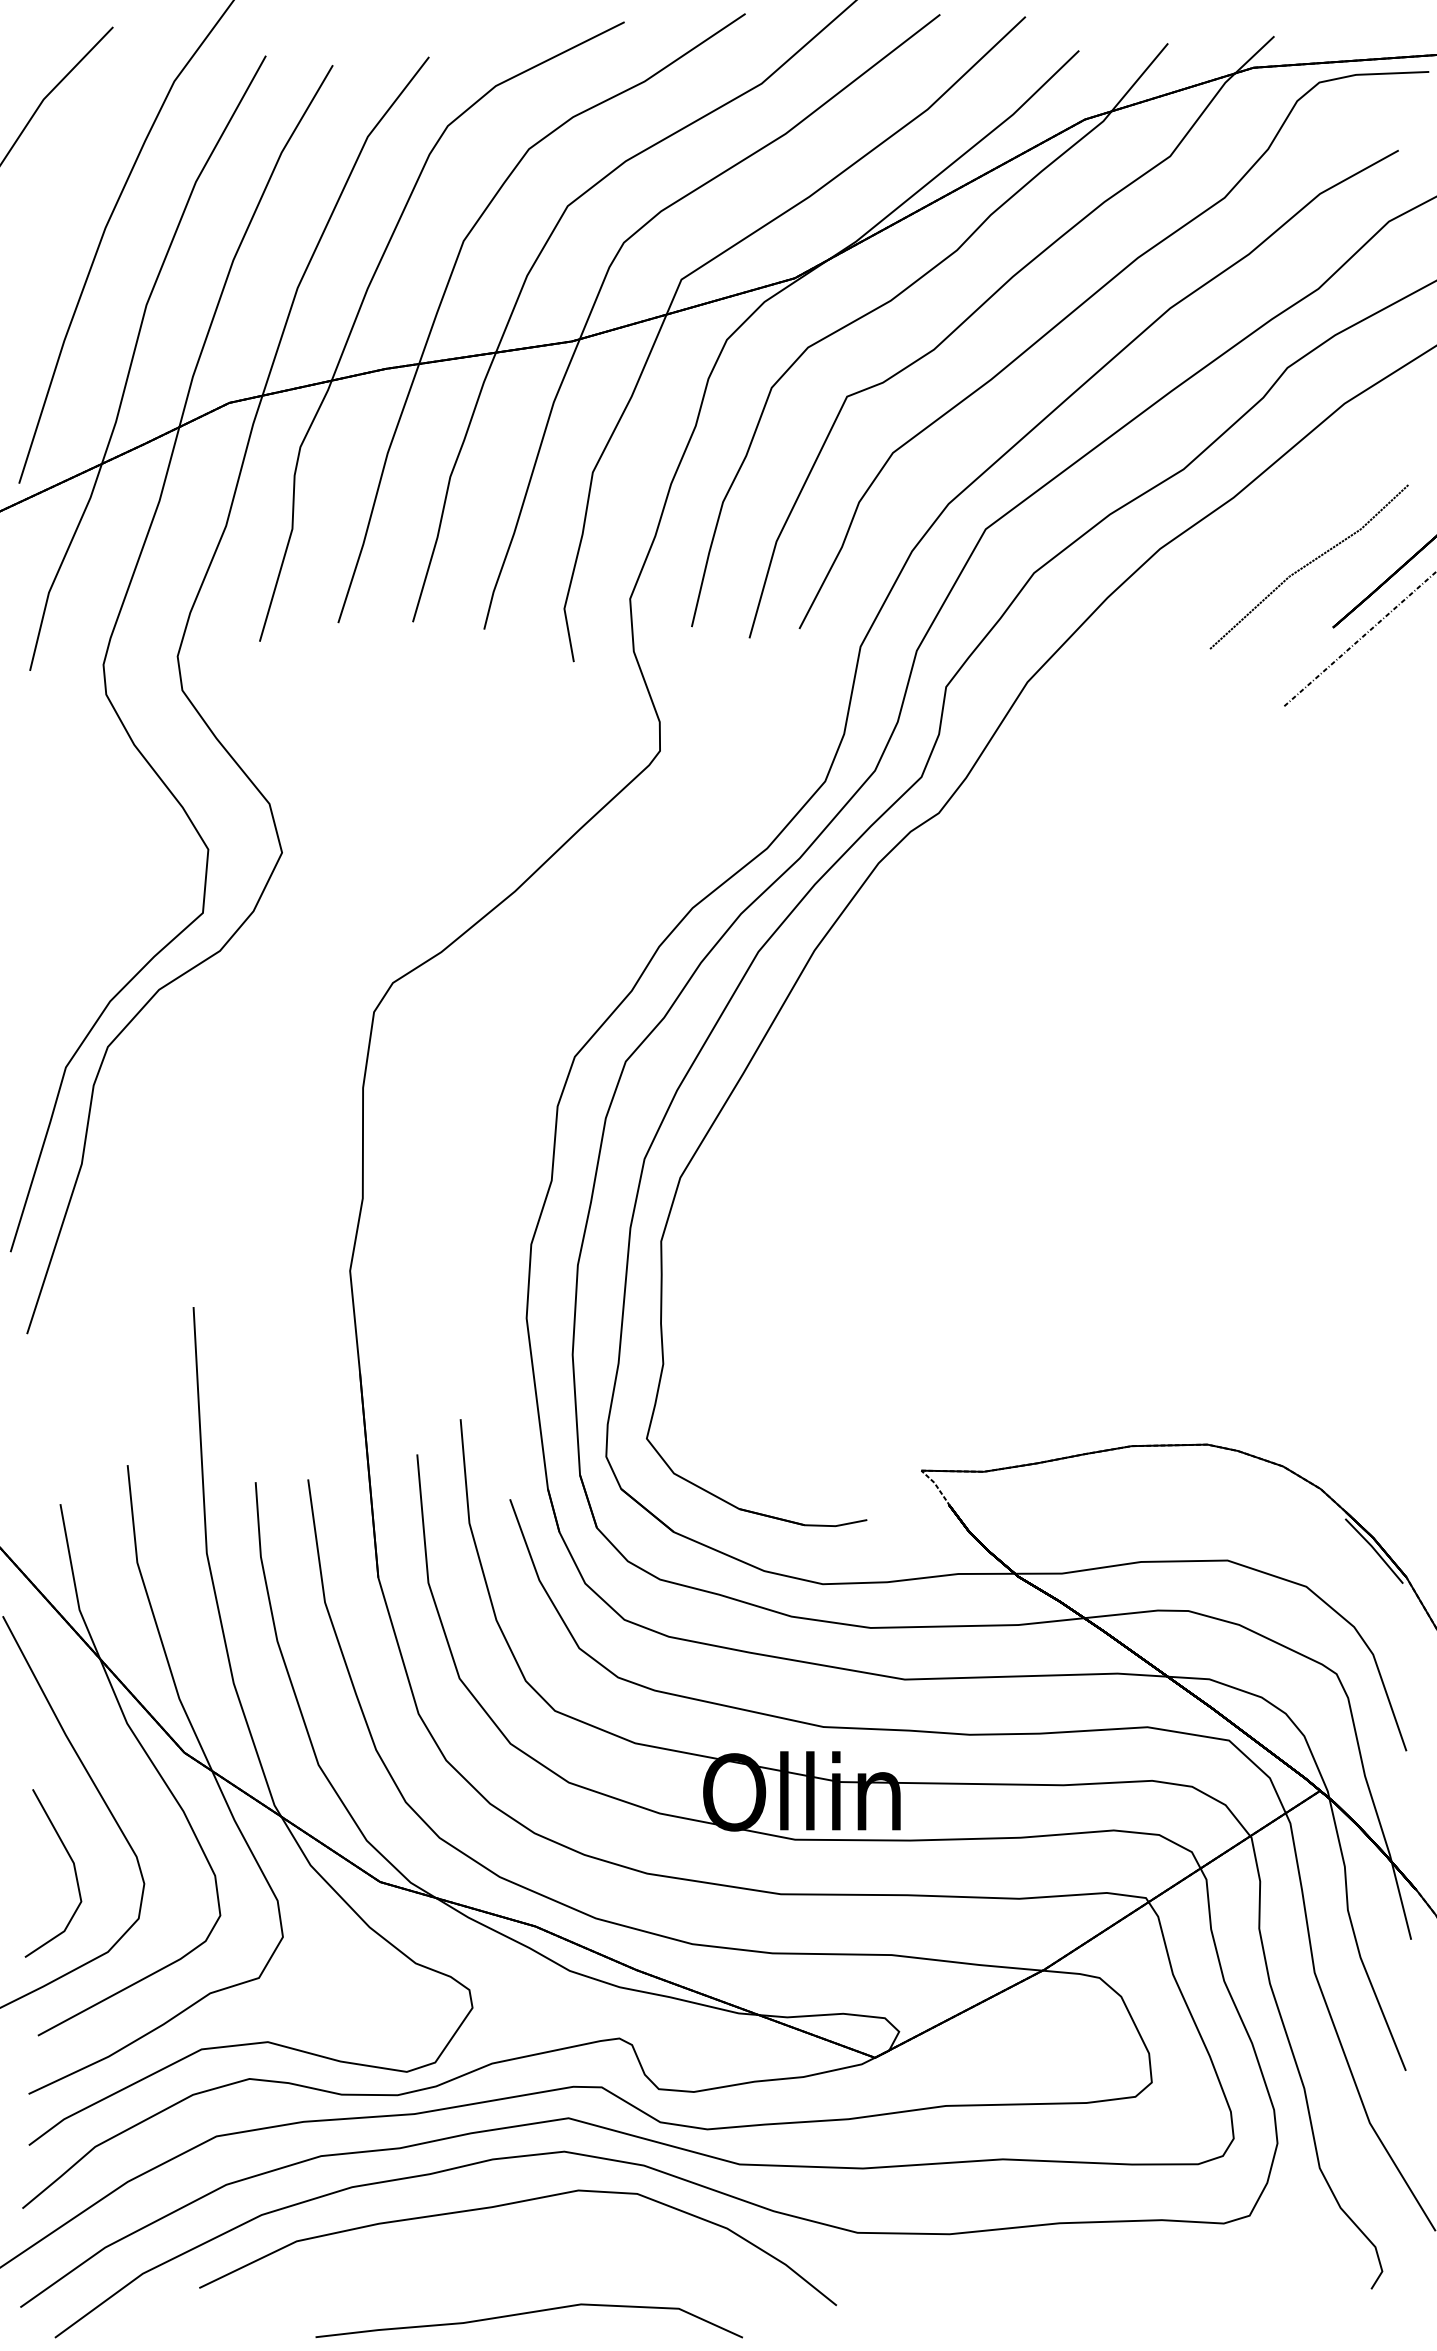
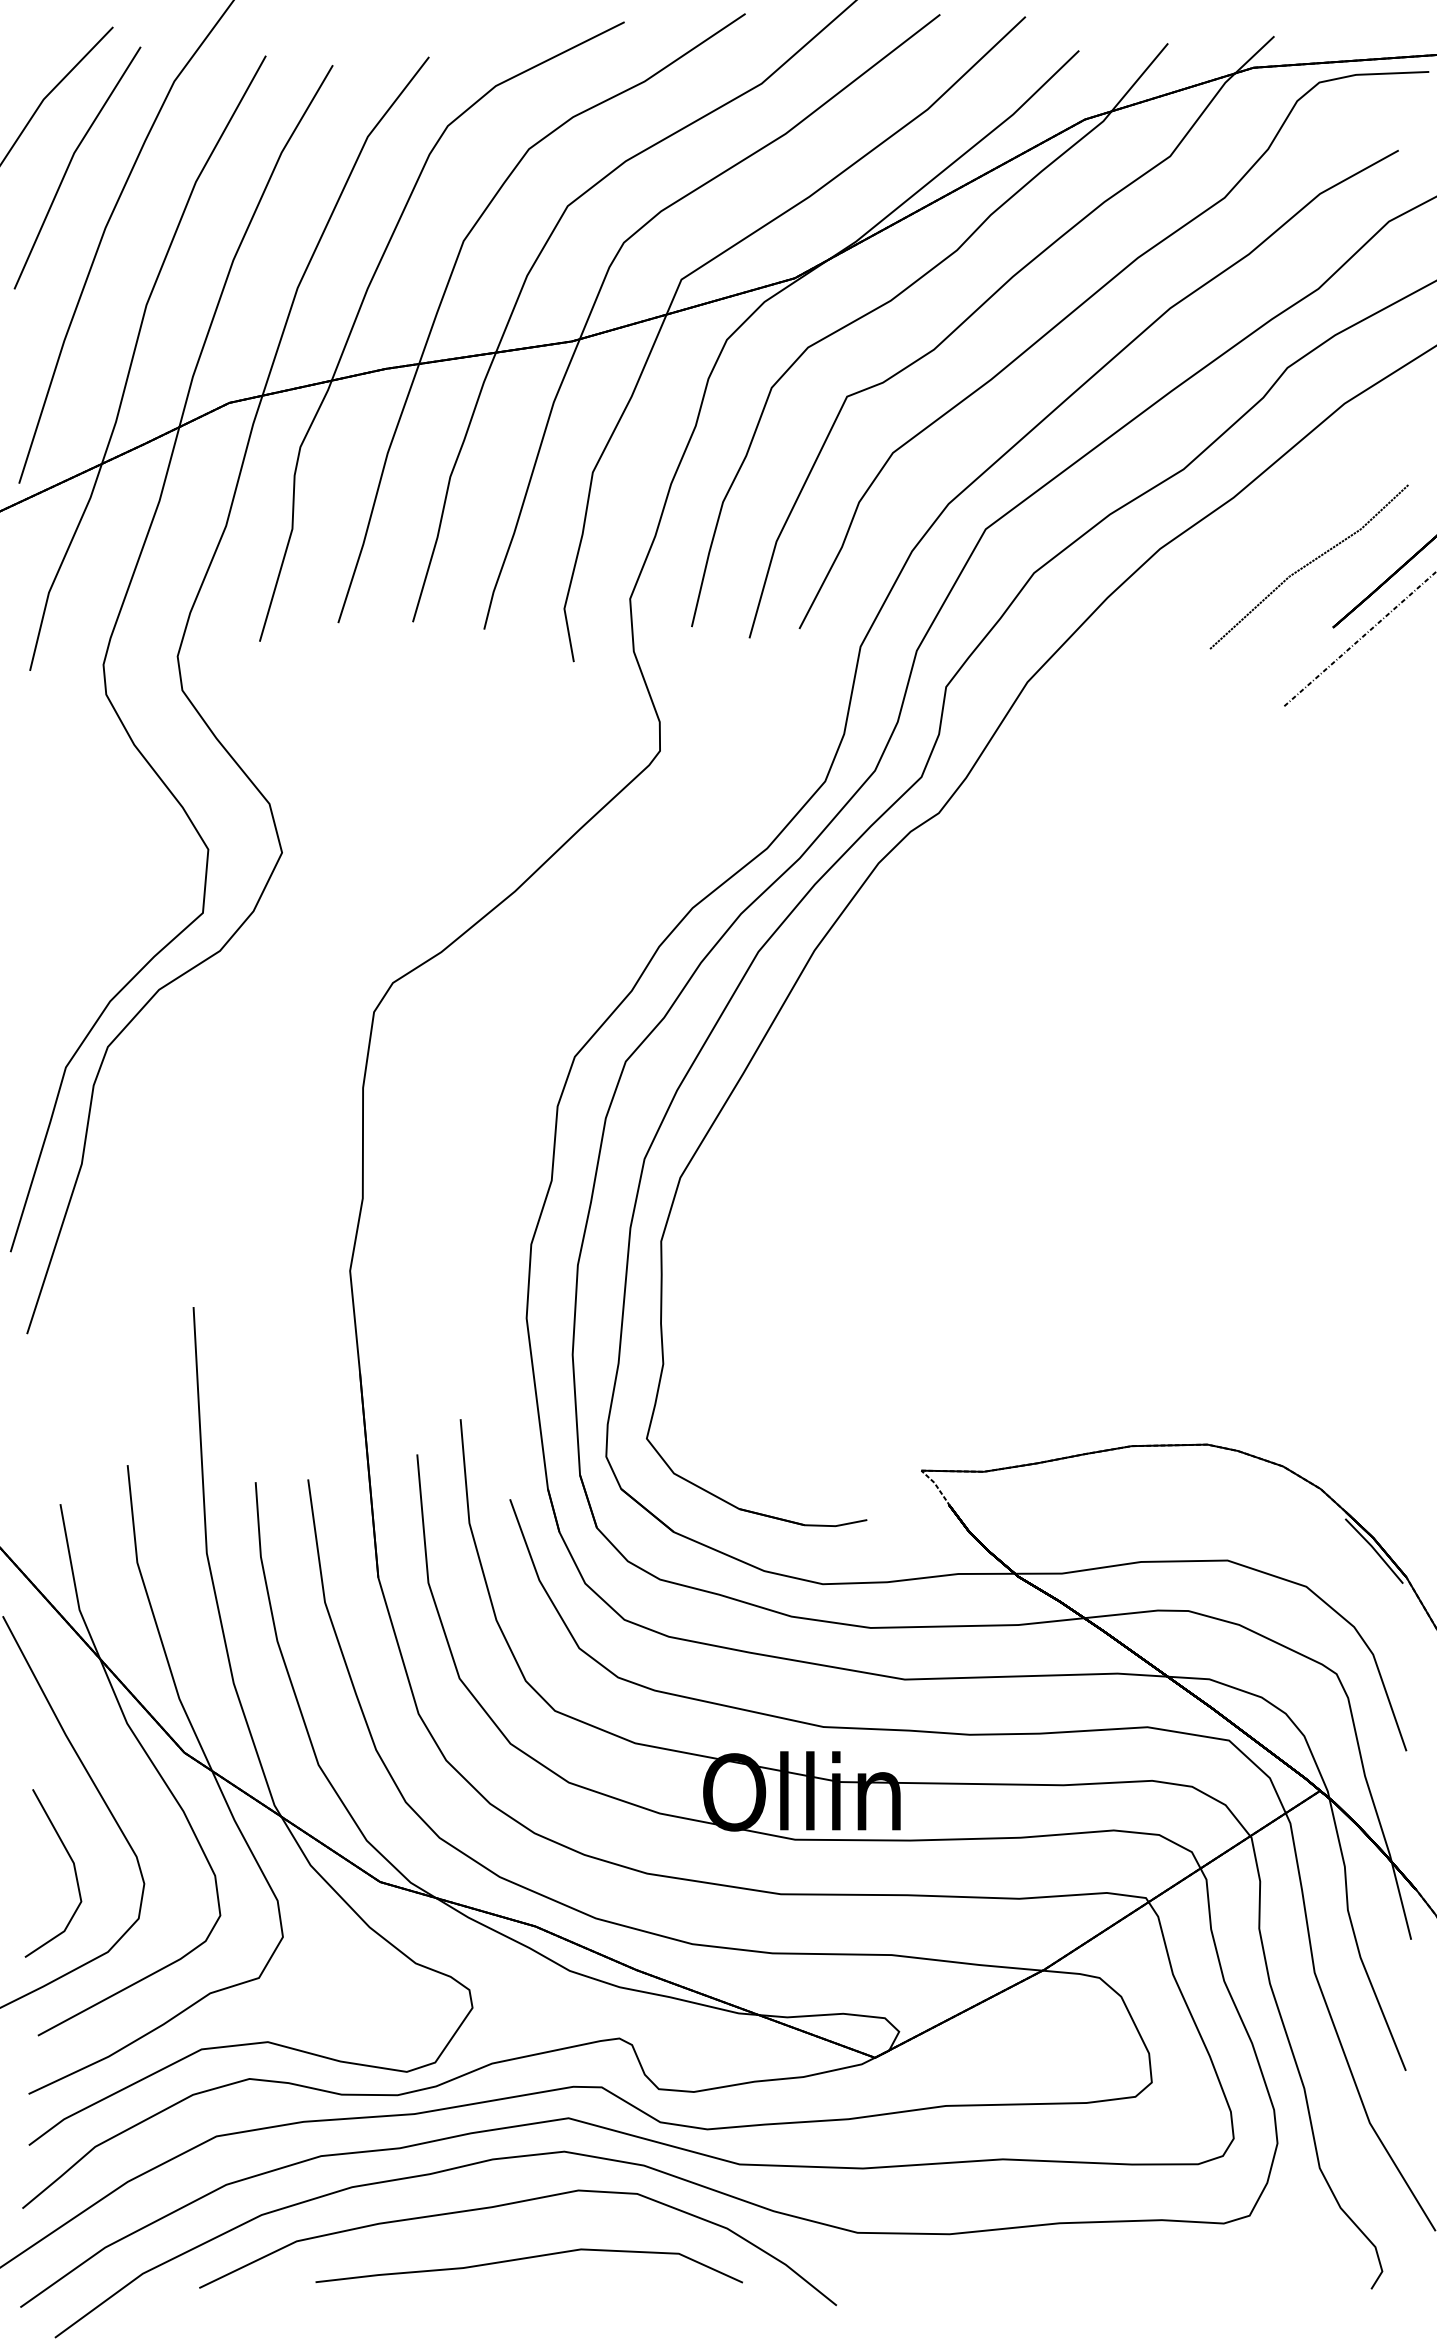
line: none -> present (70, 164)
curve position: (525, 2314) -> (525, 2259) (525, 2259)
